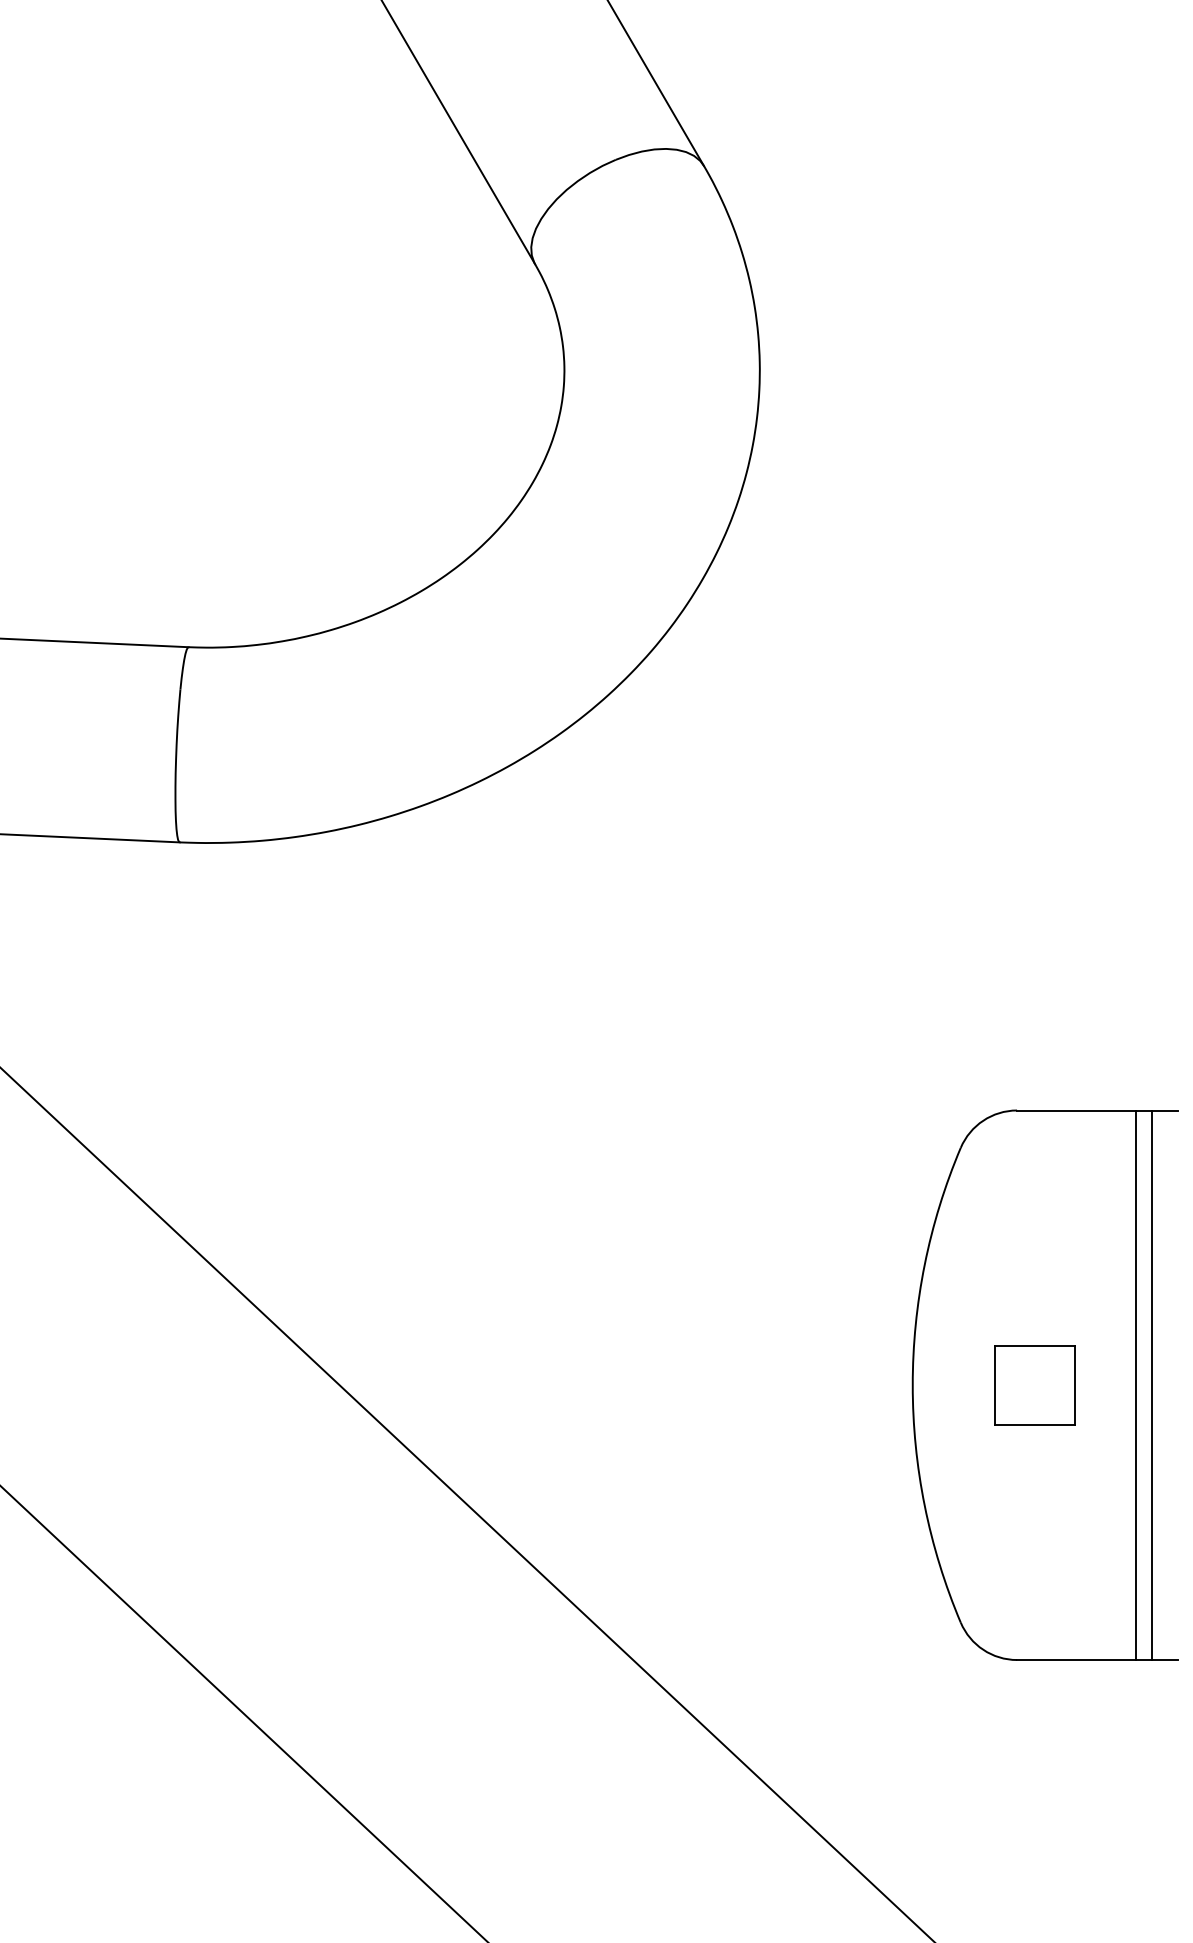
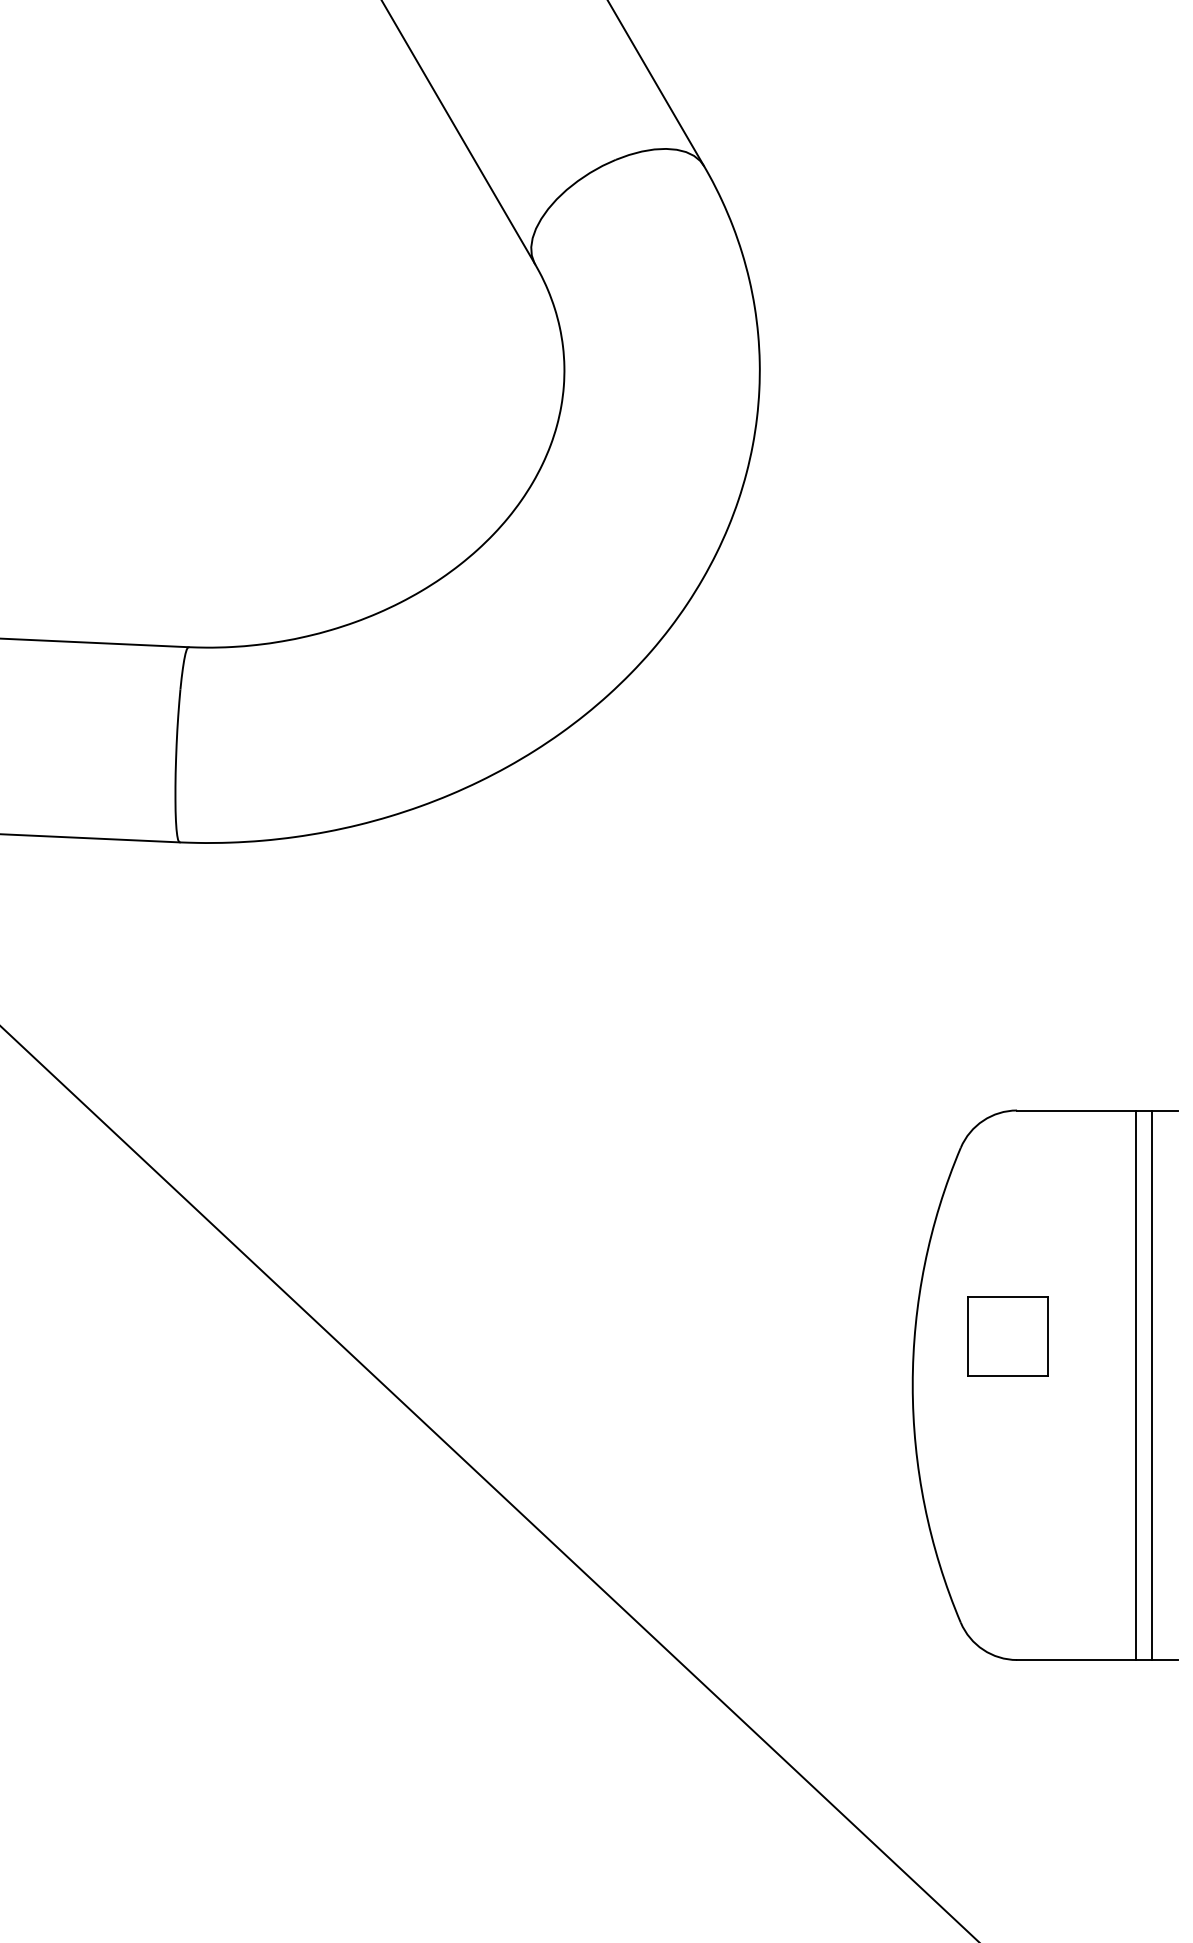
part position: (1034, 1385) -> (1007, 1336) (1007, 1336)
line position: (466, 1504) -> (488, 1483) (488, 1483)
line: present -> none (243, 1713)
